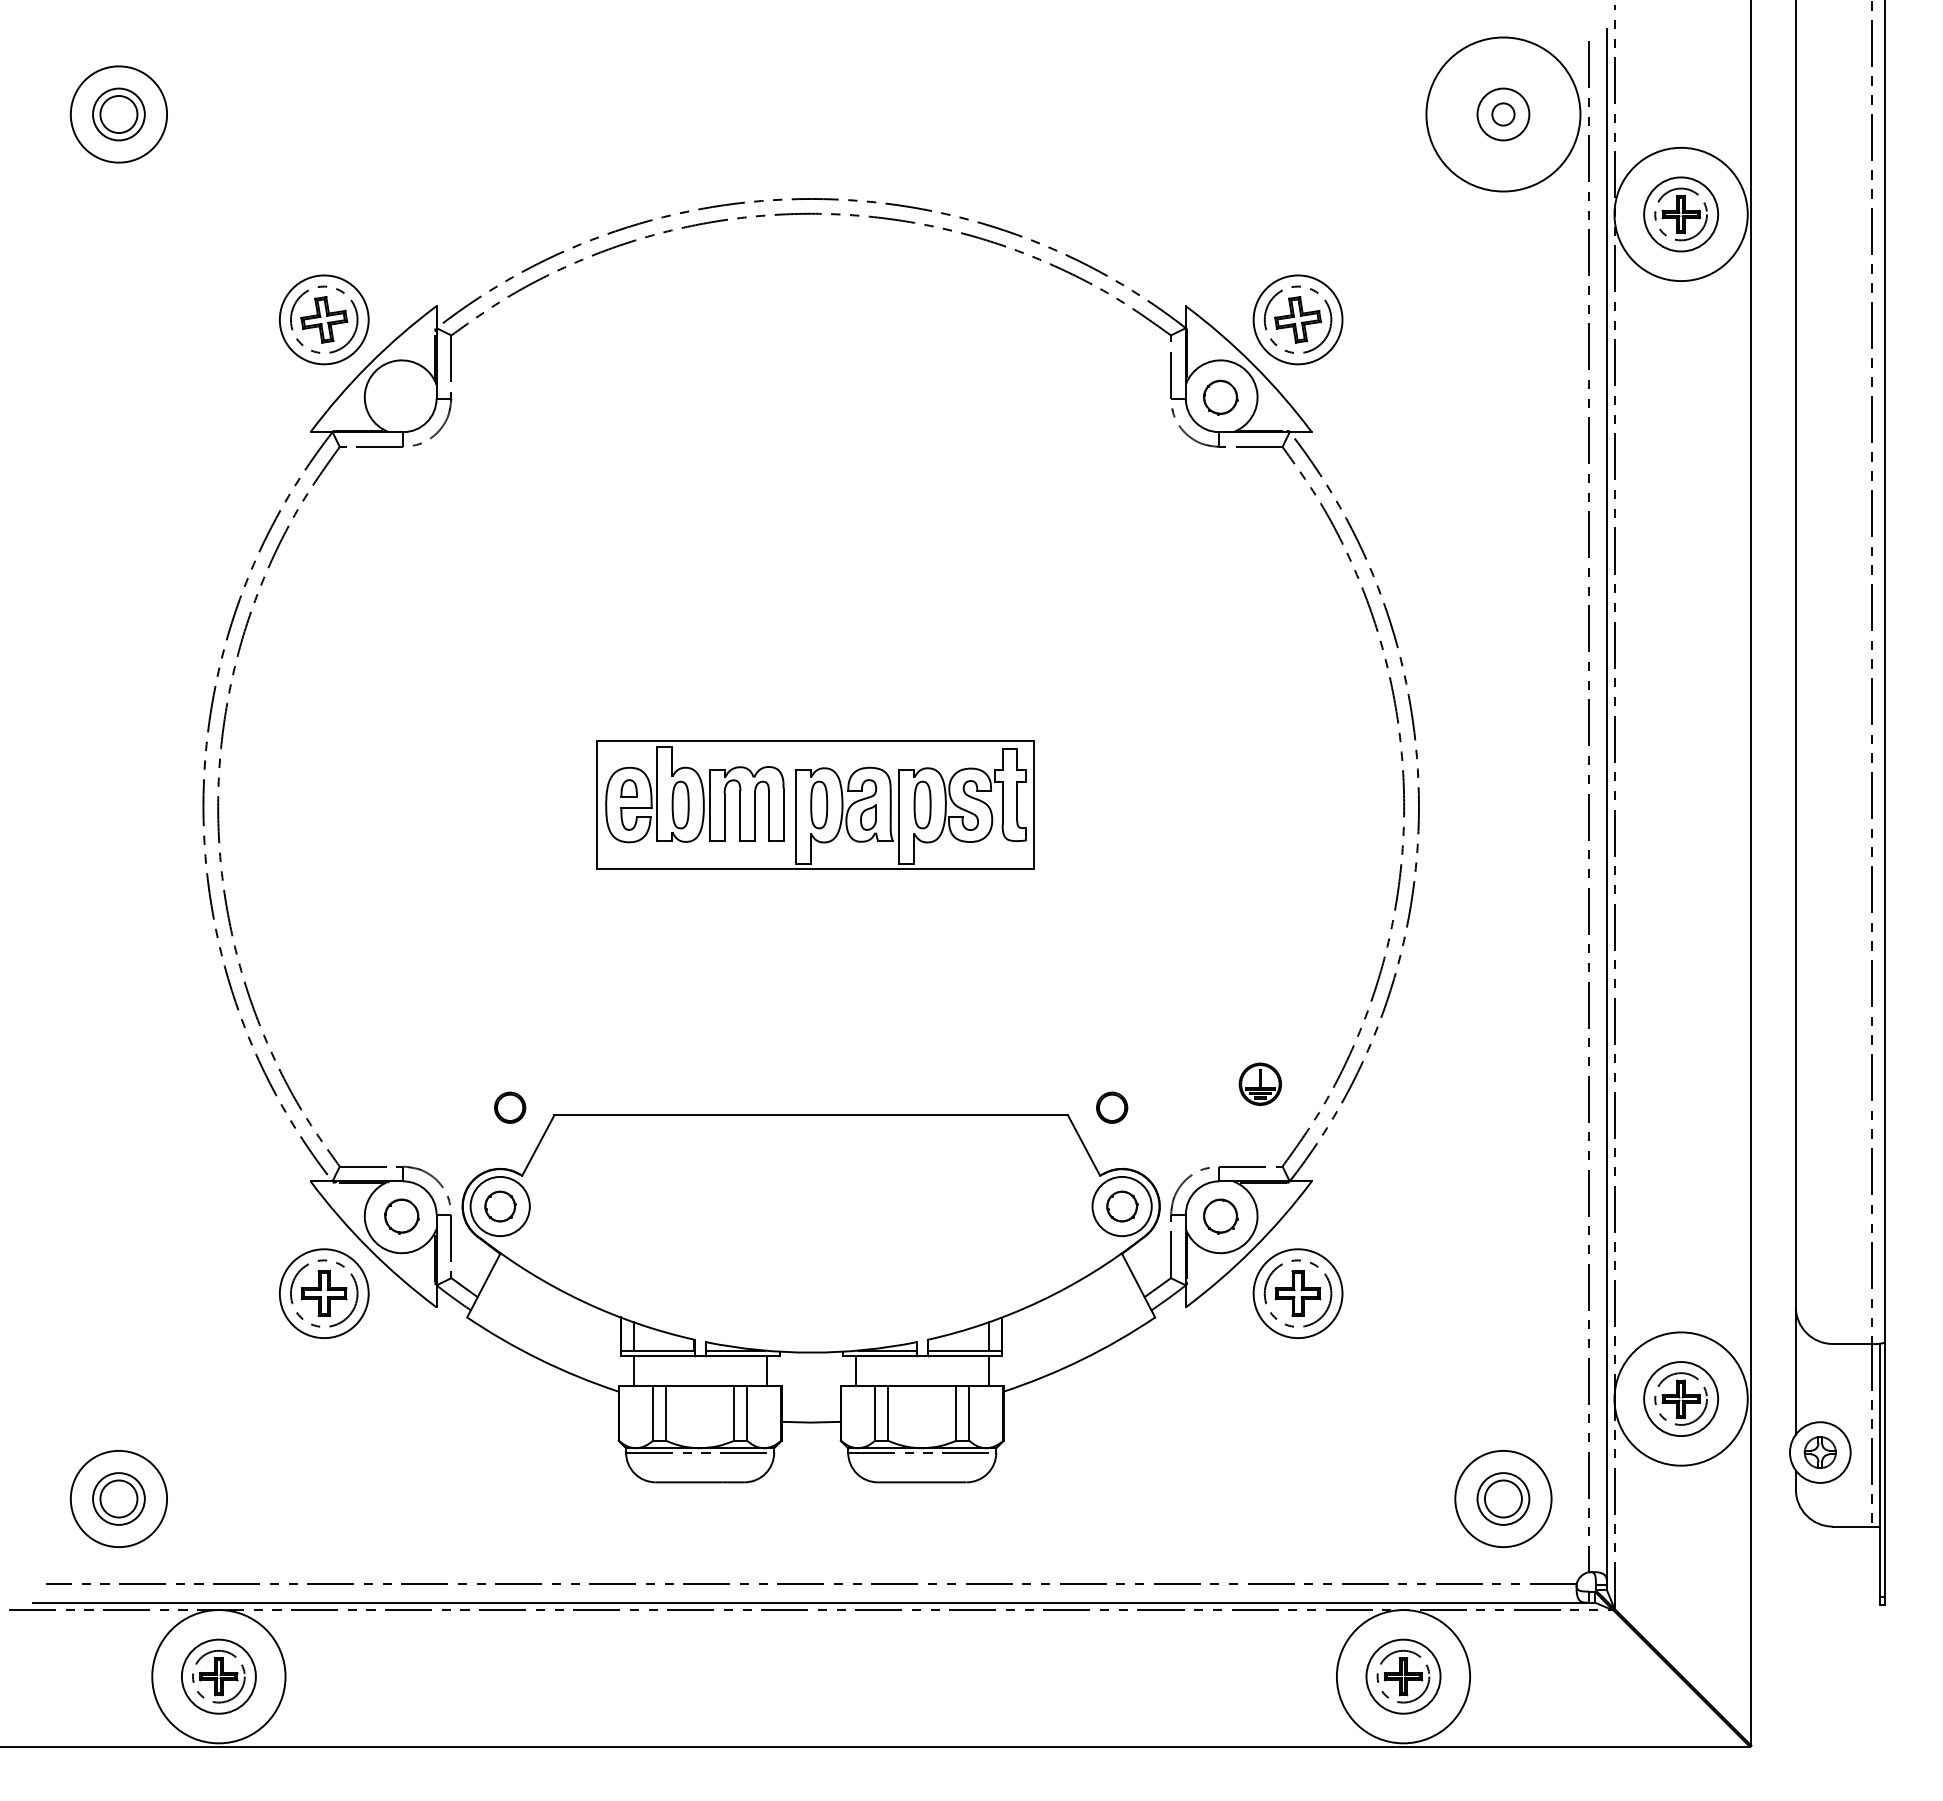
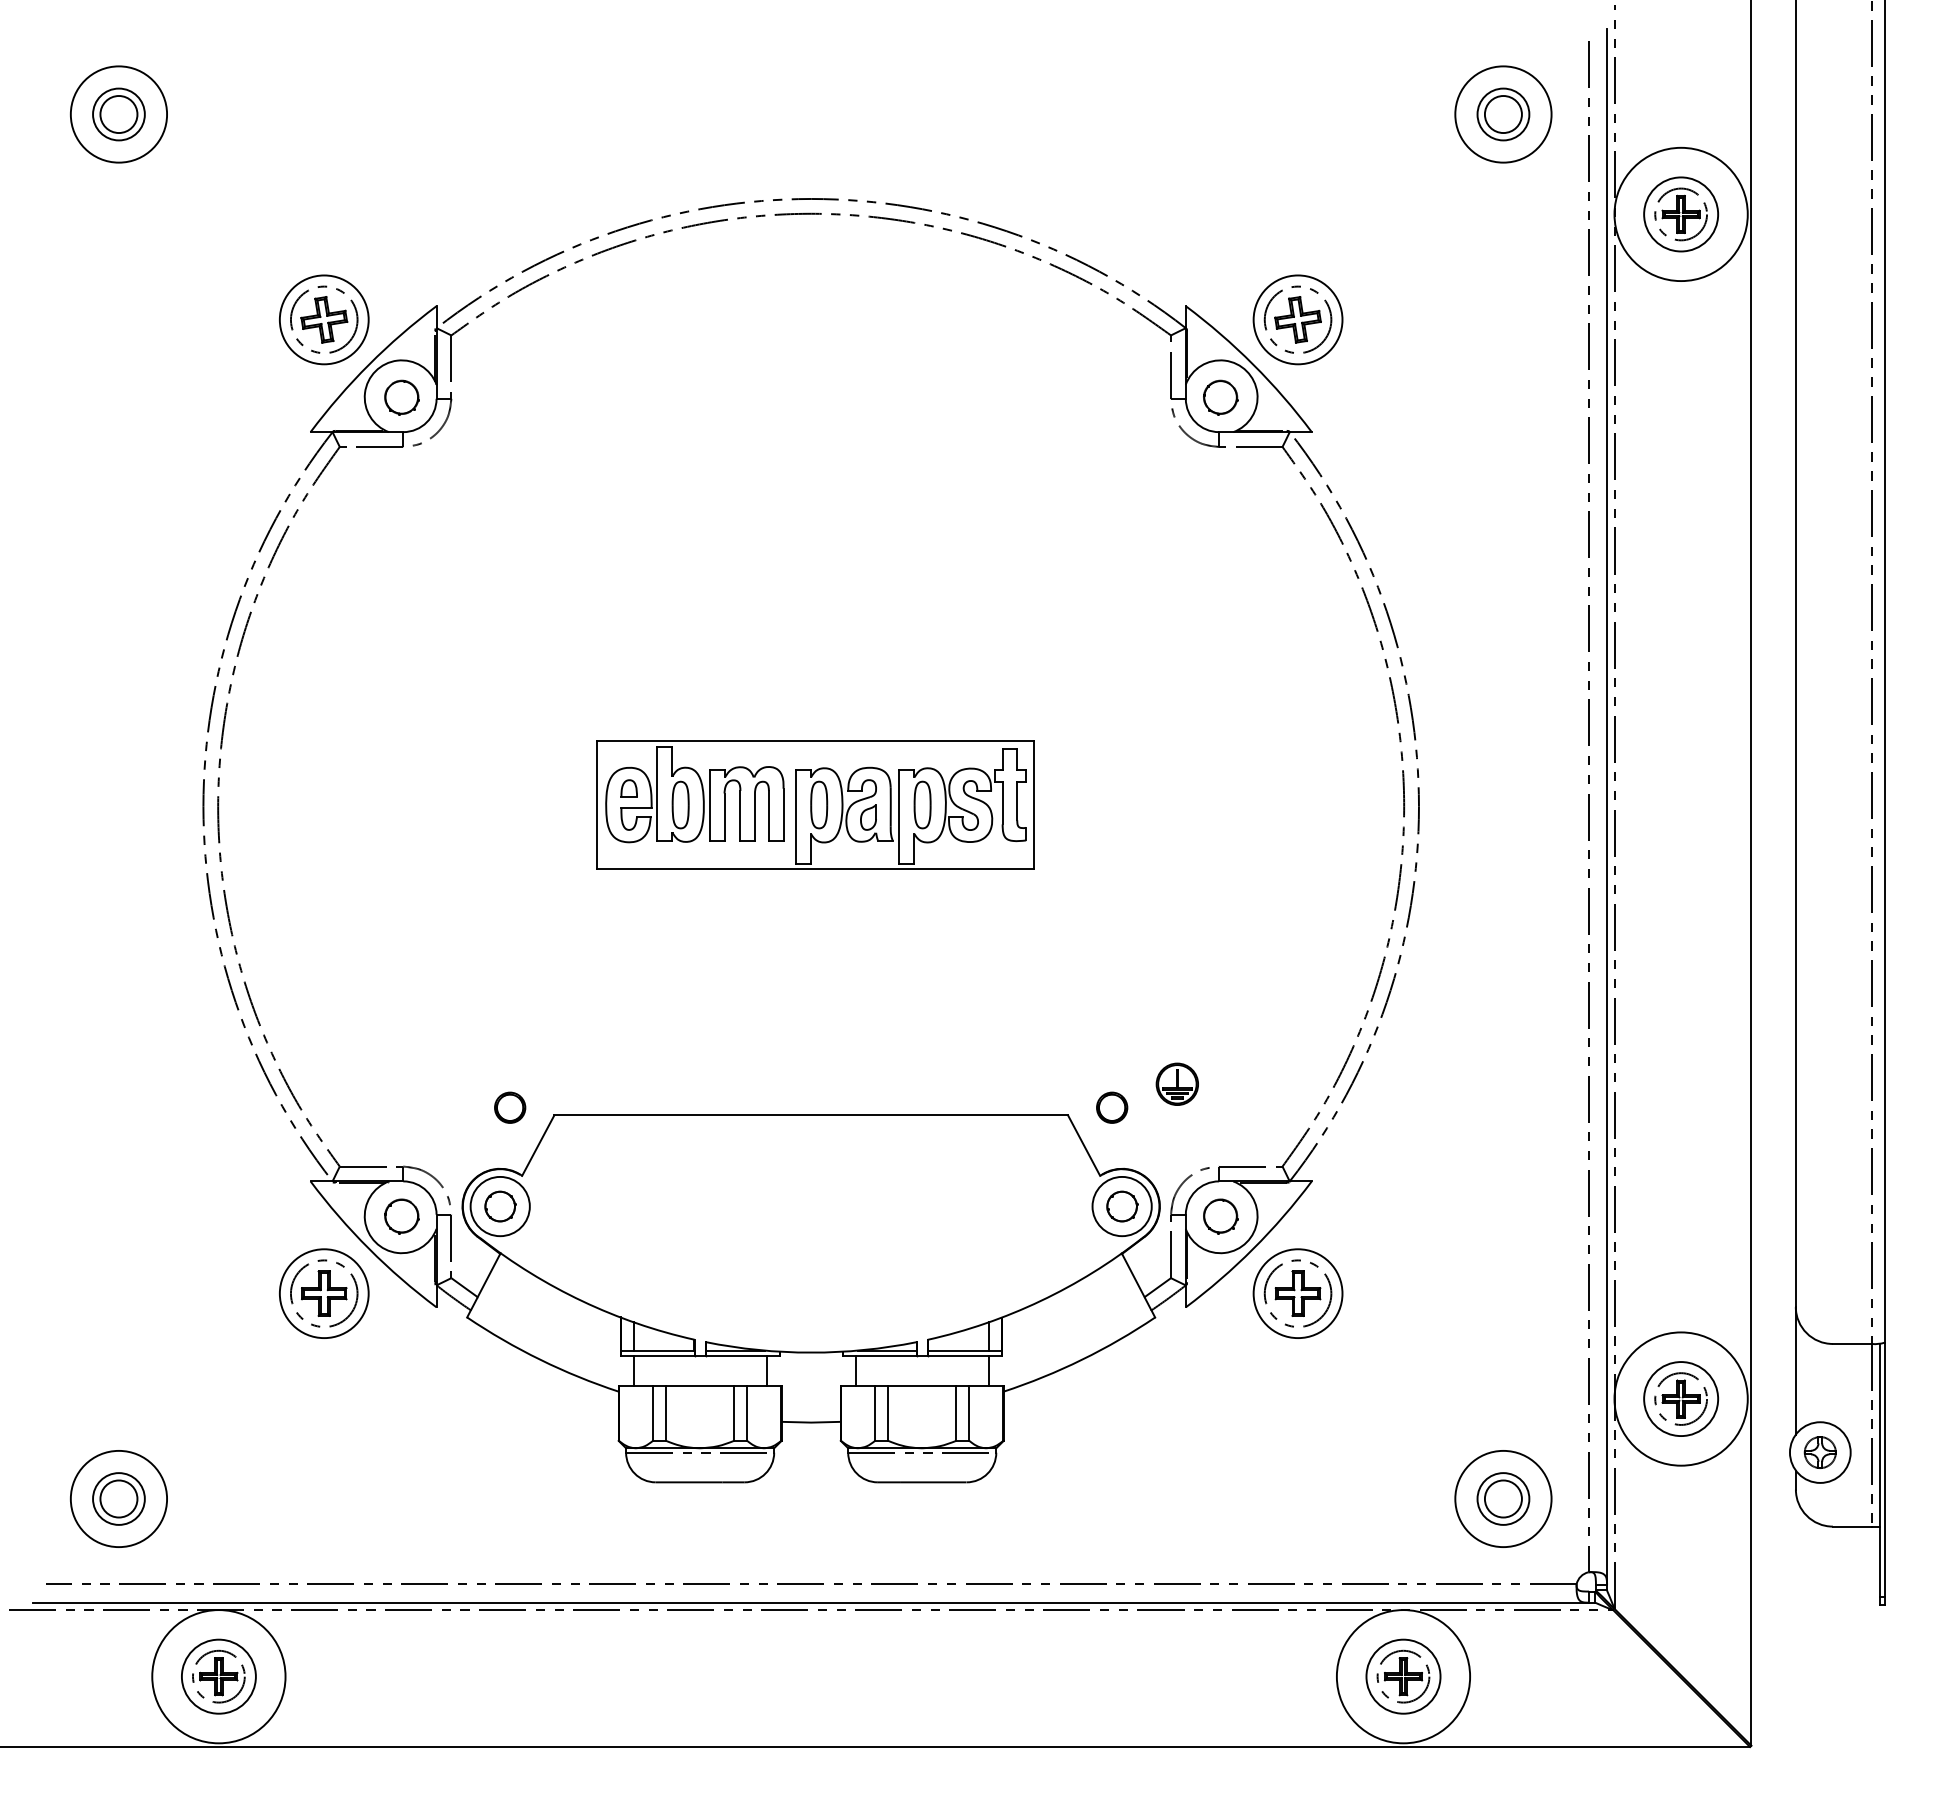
circle diameter: 154 px -> 96 px (1503, 114)
circle diameter: 22 px -> 37 px (1502, 114)
part: none -> present (401, 397)
part position: (1259, 1083) -> (1176, 1083) (1176, 1083)
